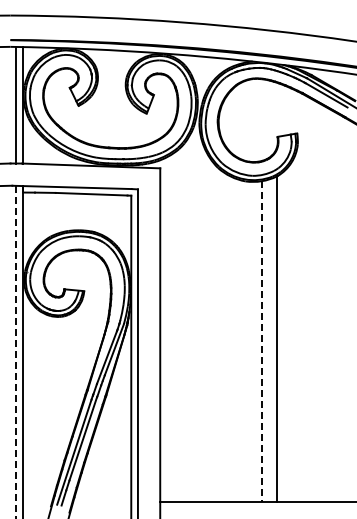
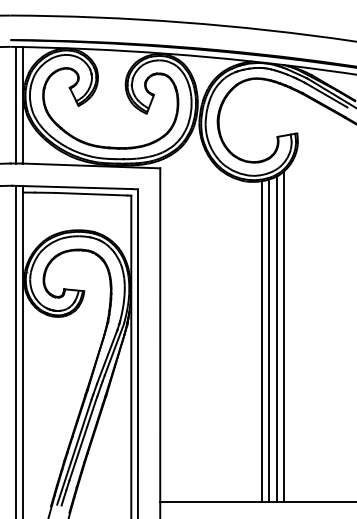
line: none -> present (284, 336)
line: none -> present (268, 340)
line: dashed -> solid (261, 342)
line: dashed -> solid (16, 352)
